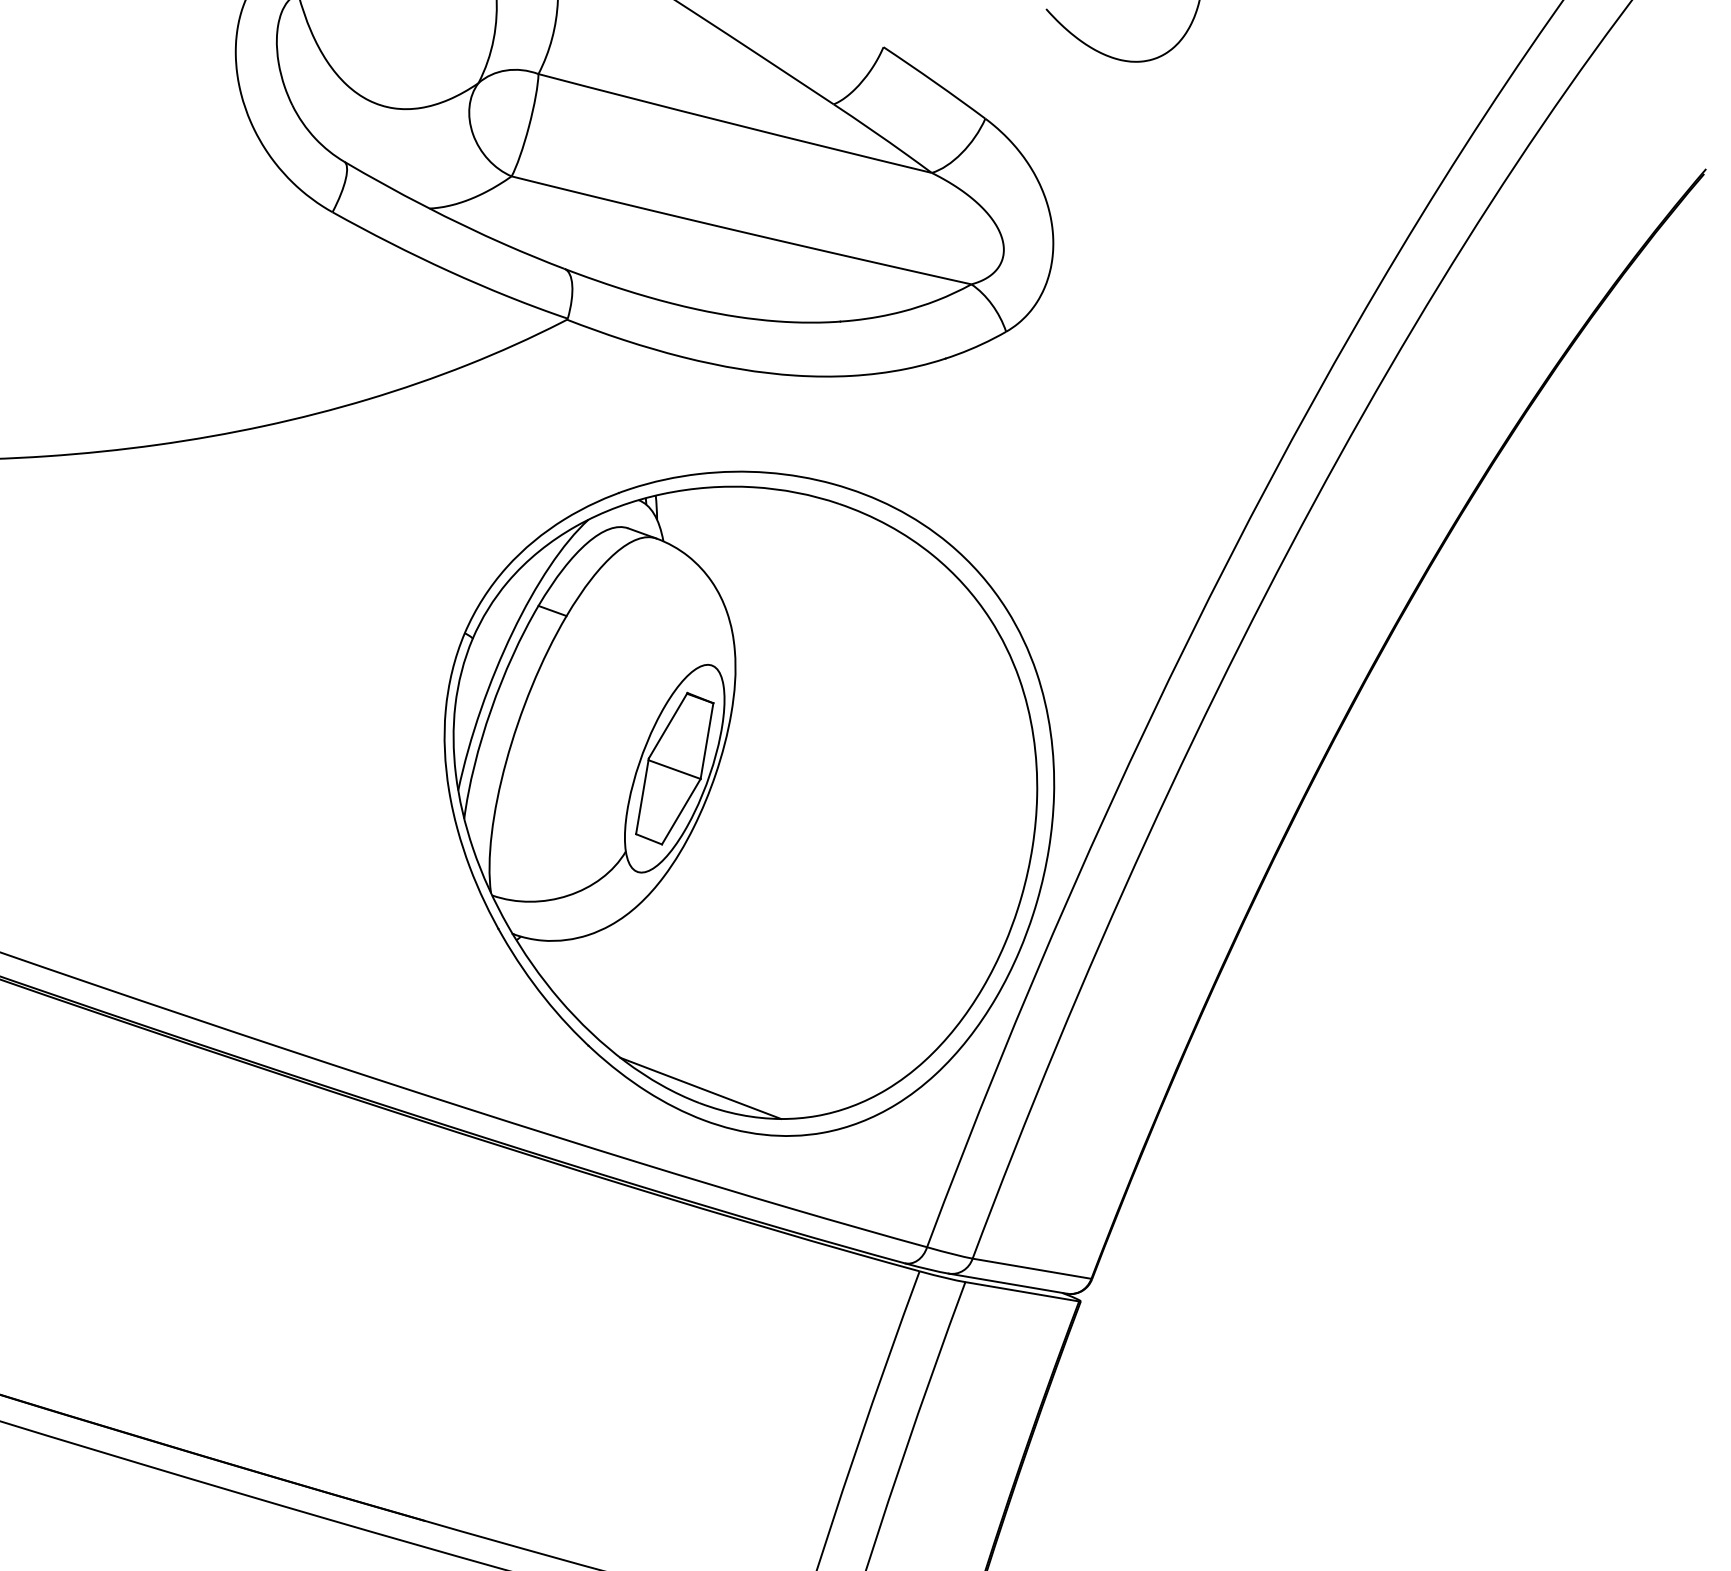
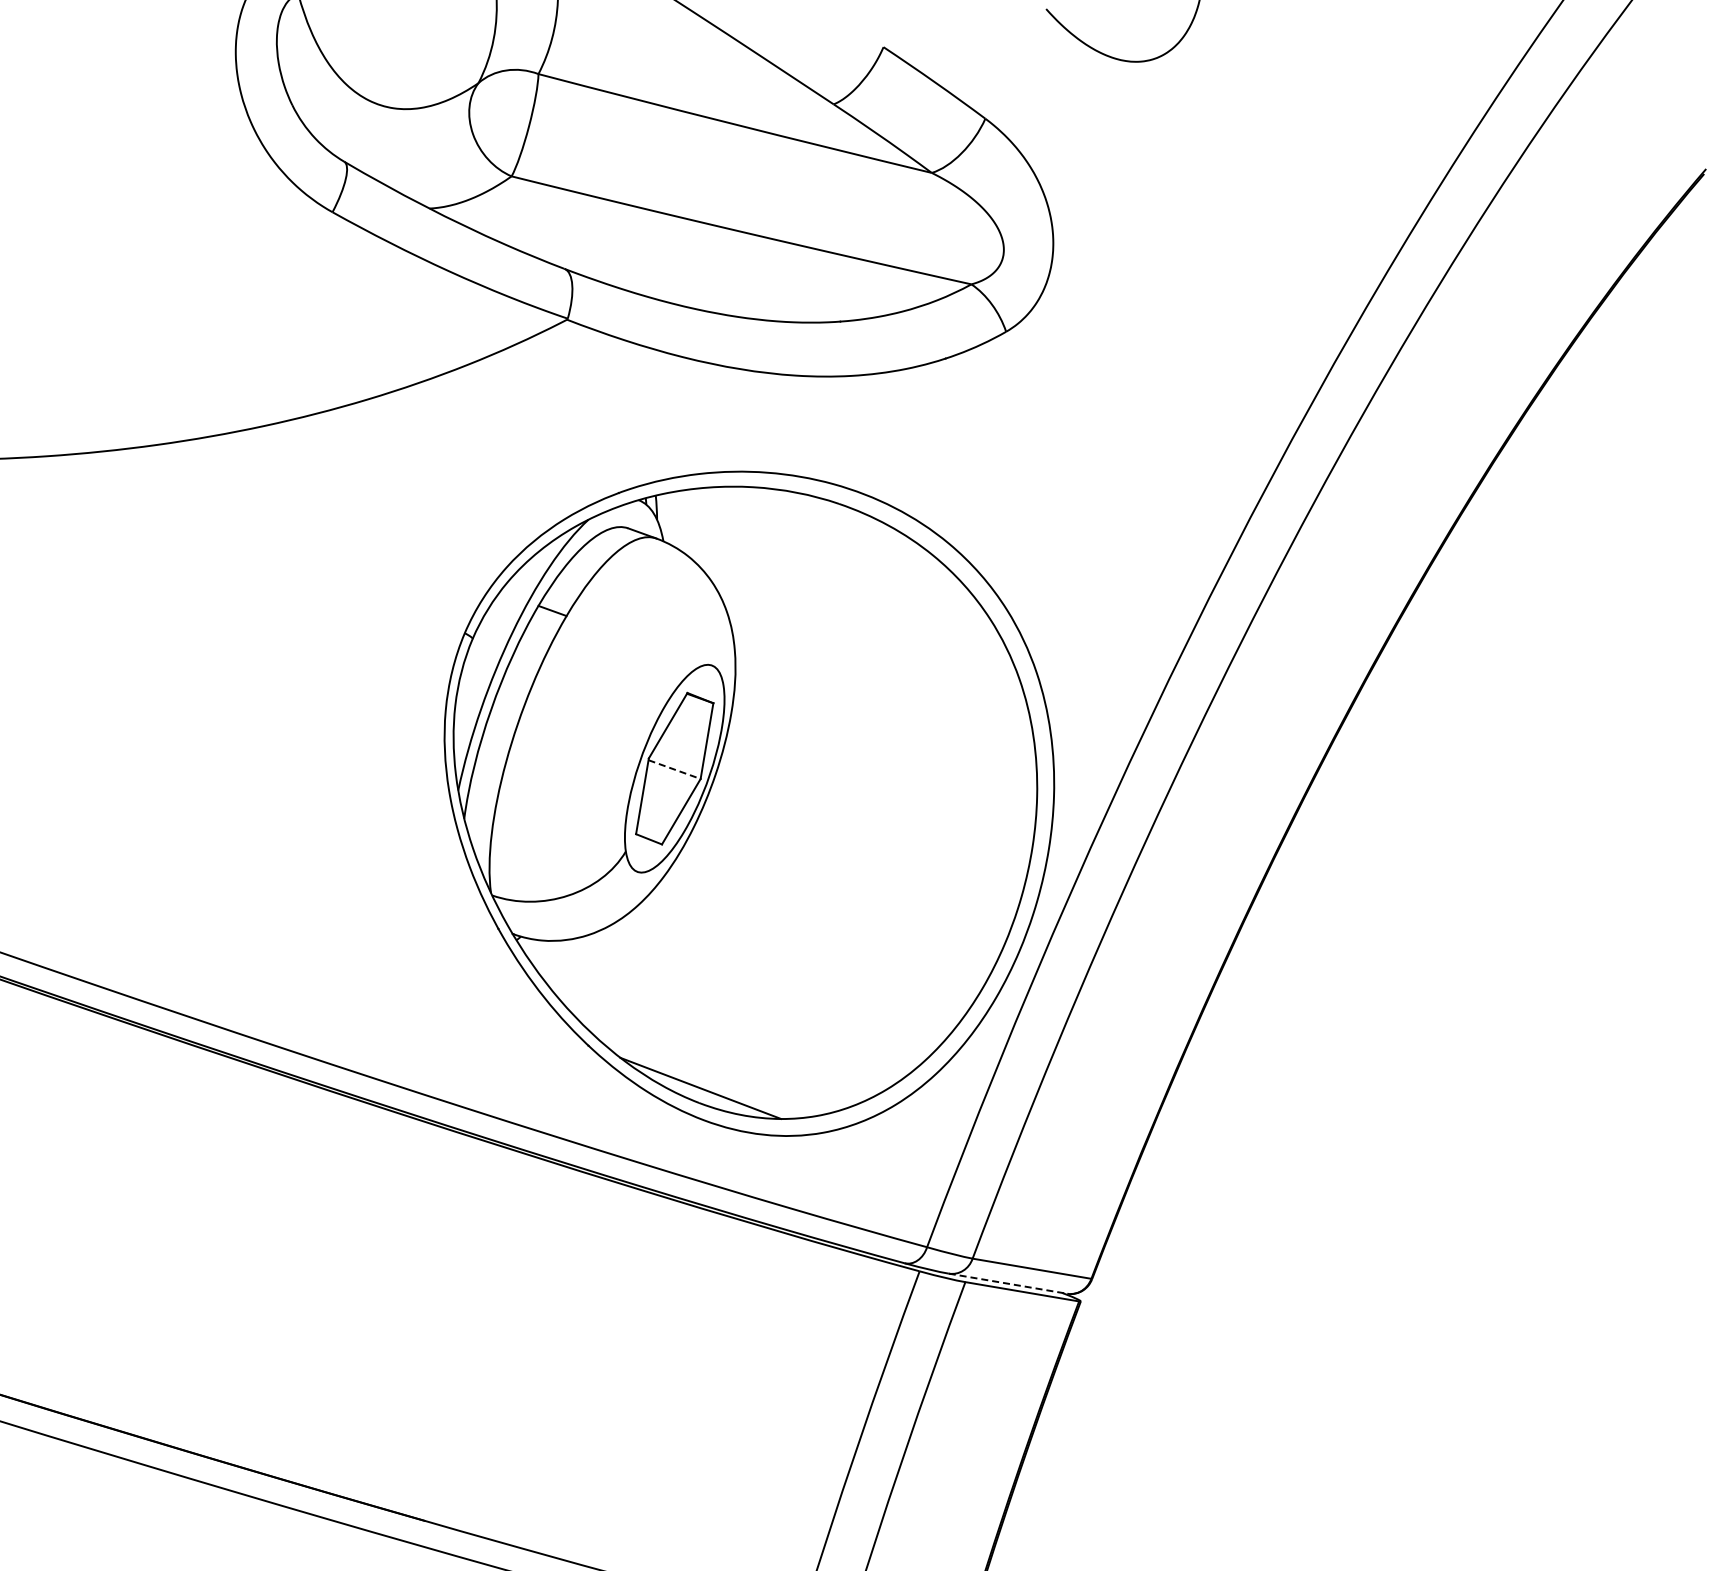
line: solid -> dashed (674, 769)
line: solid -> dashed (1008, 1283)
